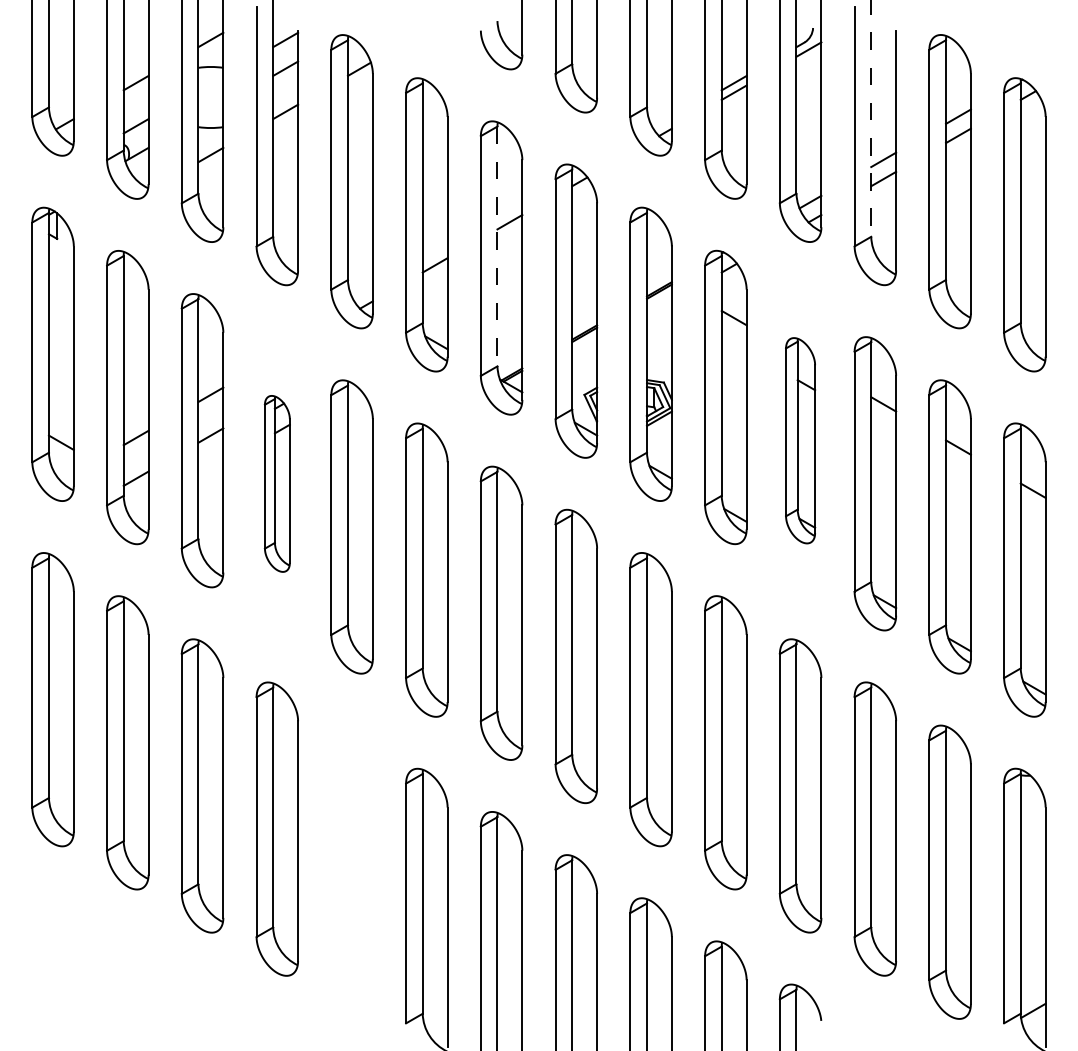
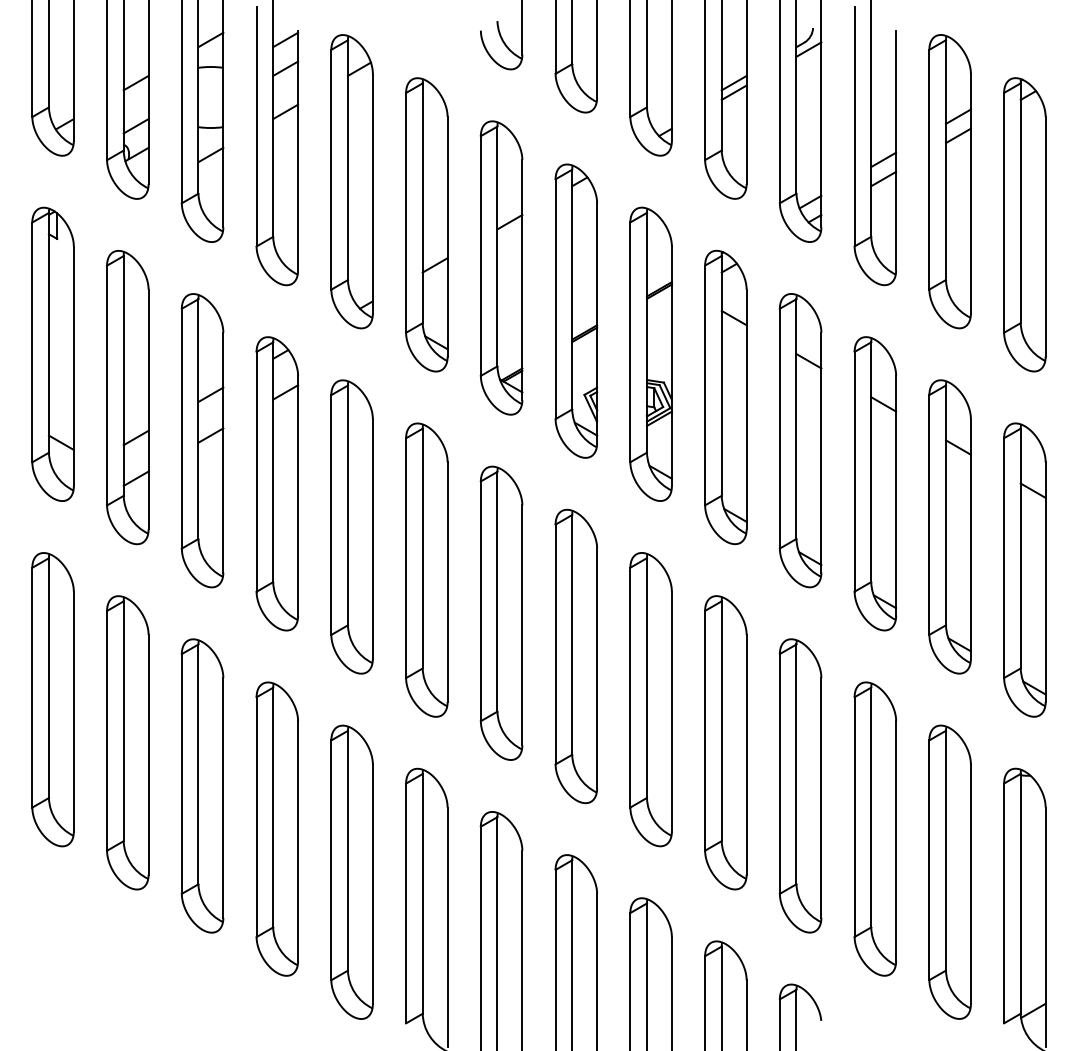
line: dashed -> solid (871, 118)
line: dashed -> solid (497, 246)
part size: 32x208 px -> 45x296 px (800, 440)
part size: 28x178 px -> 45x296 px (277, 483)
part: none -> present (351, 871)
